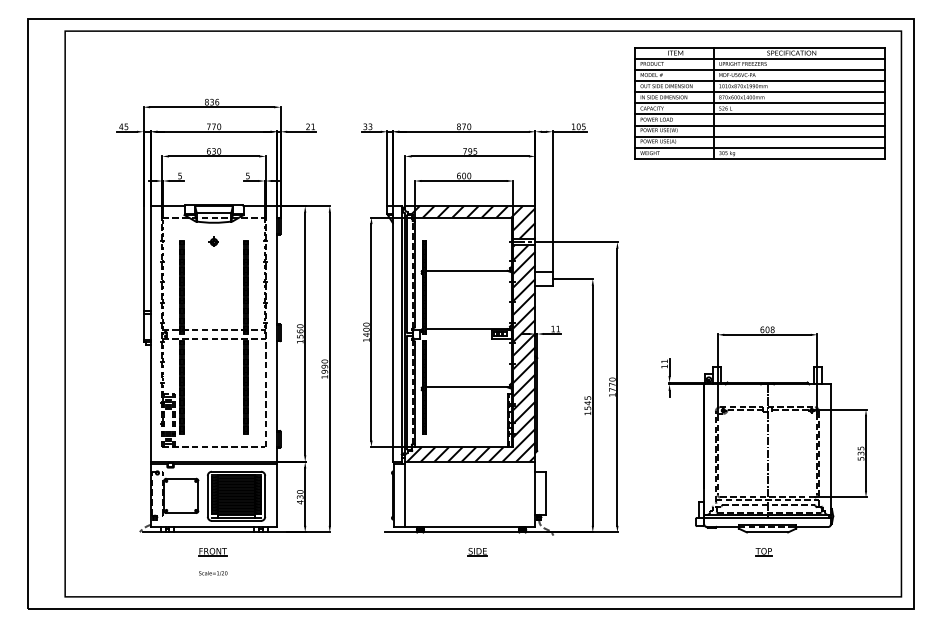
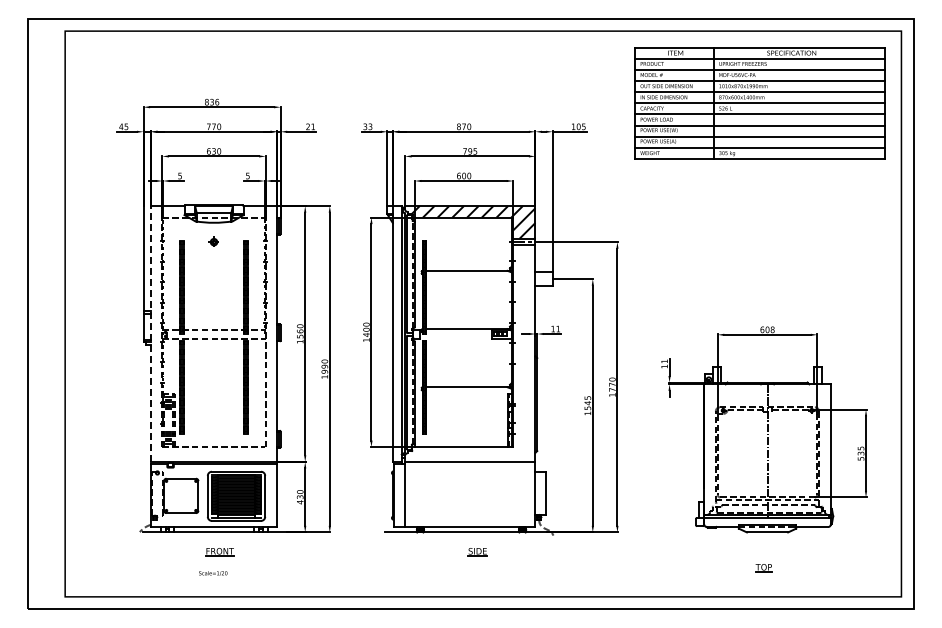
line: solid -> dashed (150, 334)
hatch: present -> none (471, 353)
part position: (212, 552) -> (219, 552) (219, 552)
part position: (763, 552) -> (763, 568) (763, 568)
